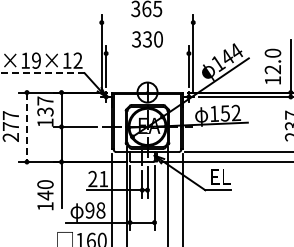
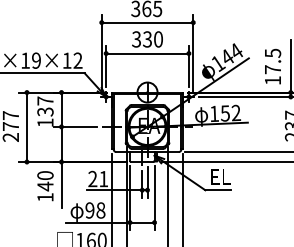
line: none -> present (147, 22)
line: none -> present (147, 53)
text: 12.0 -> 17.5 (272, 61)
line: dashed -> solid (42, 73)
line: dashed -> solid (26, 127)
text position: (45, 195) -> (45, 186) (45, 186)
